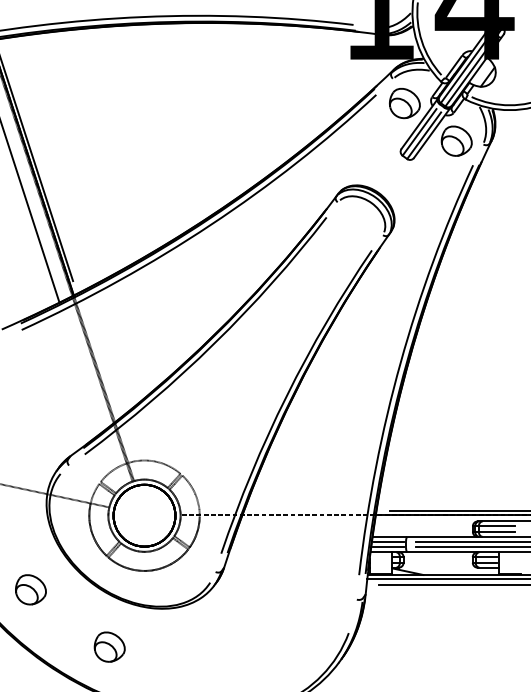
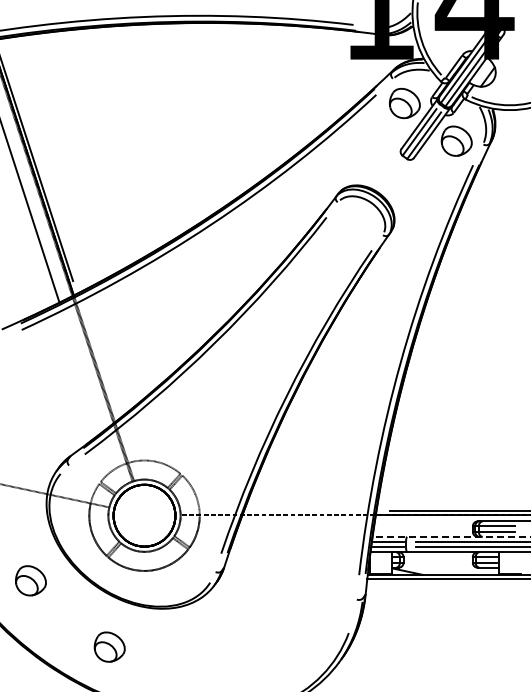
line: solid -> dashed (451, 536)
line: present -> none (453, 585)
part position: (30, 589) -> (30, 580) (30, 580)
